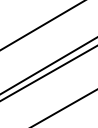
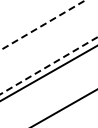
line: solid -> dashed (42, 25)
line: solid -> dashed (49, 65)
